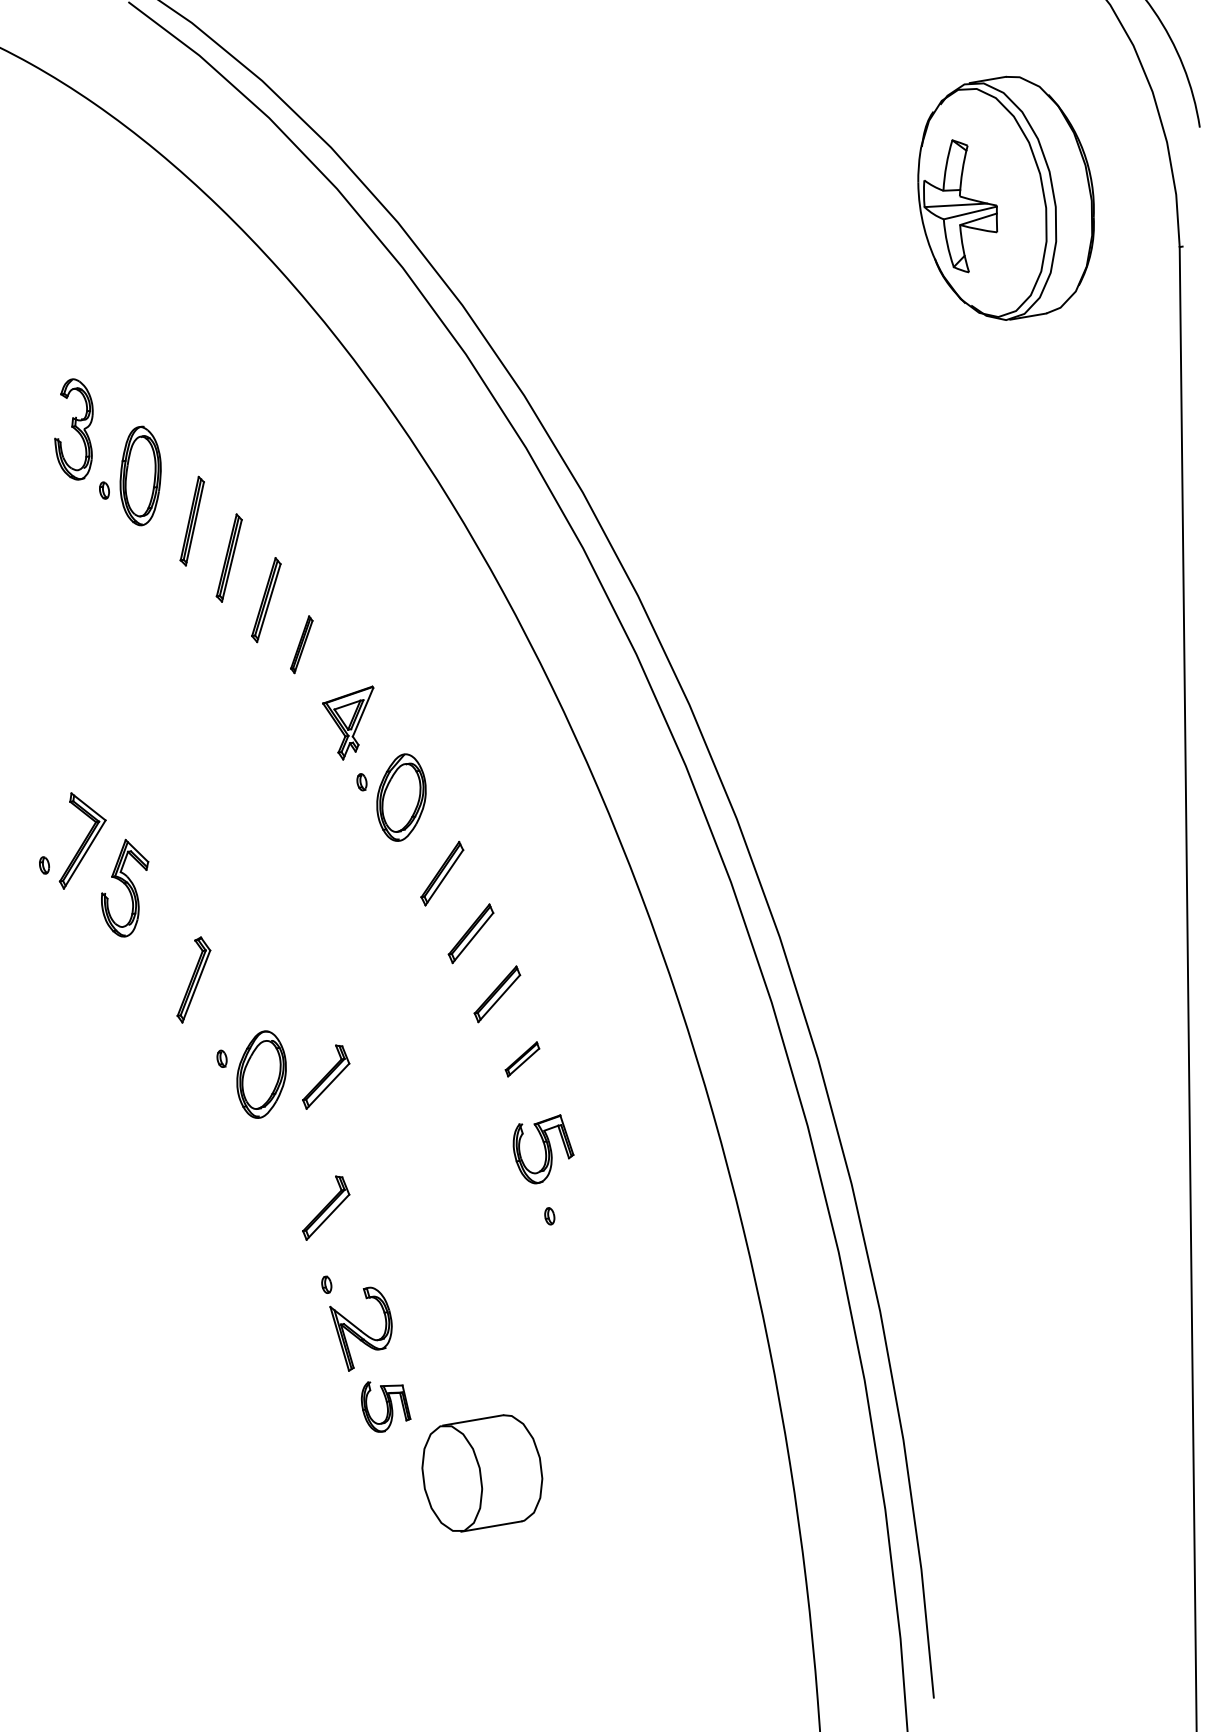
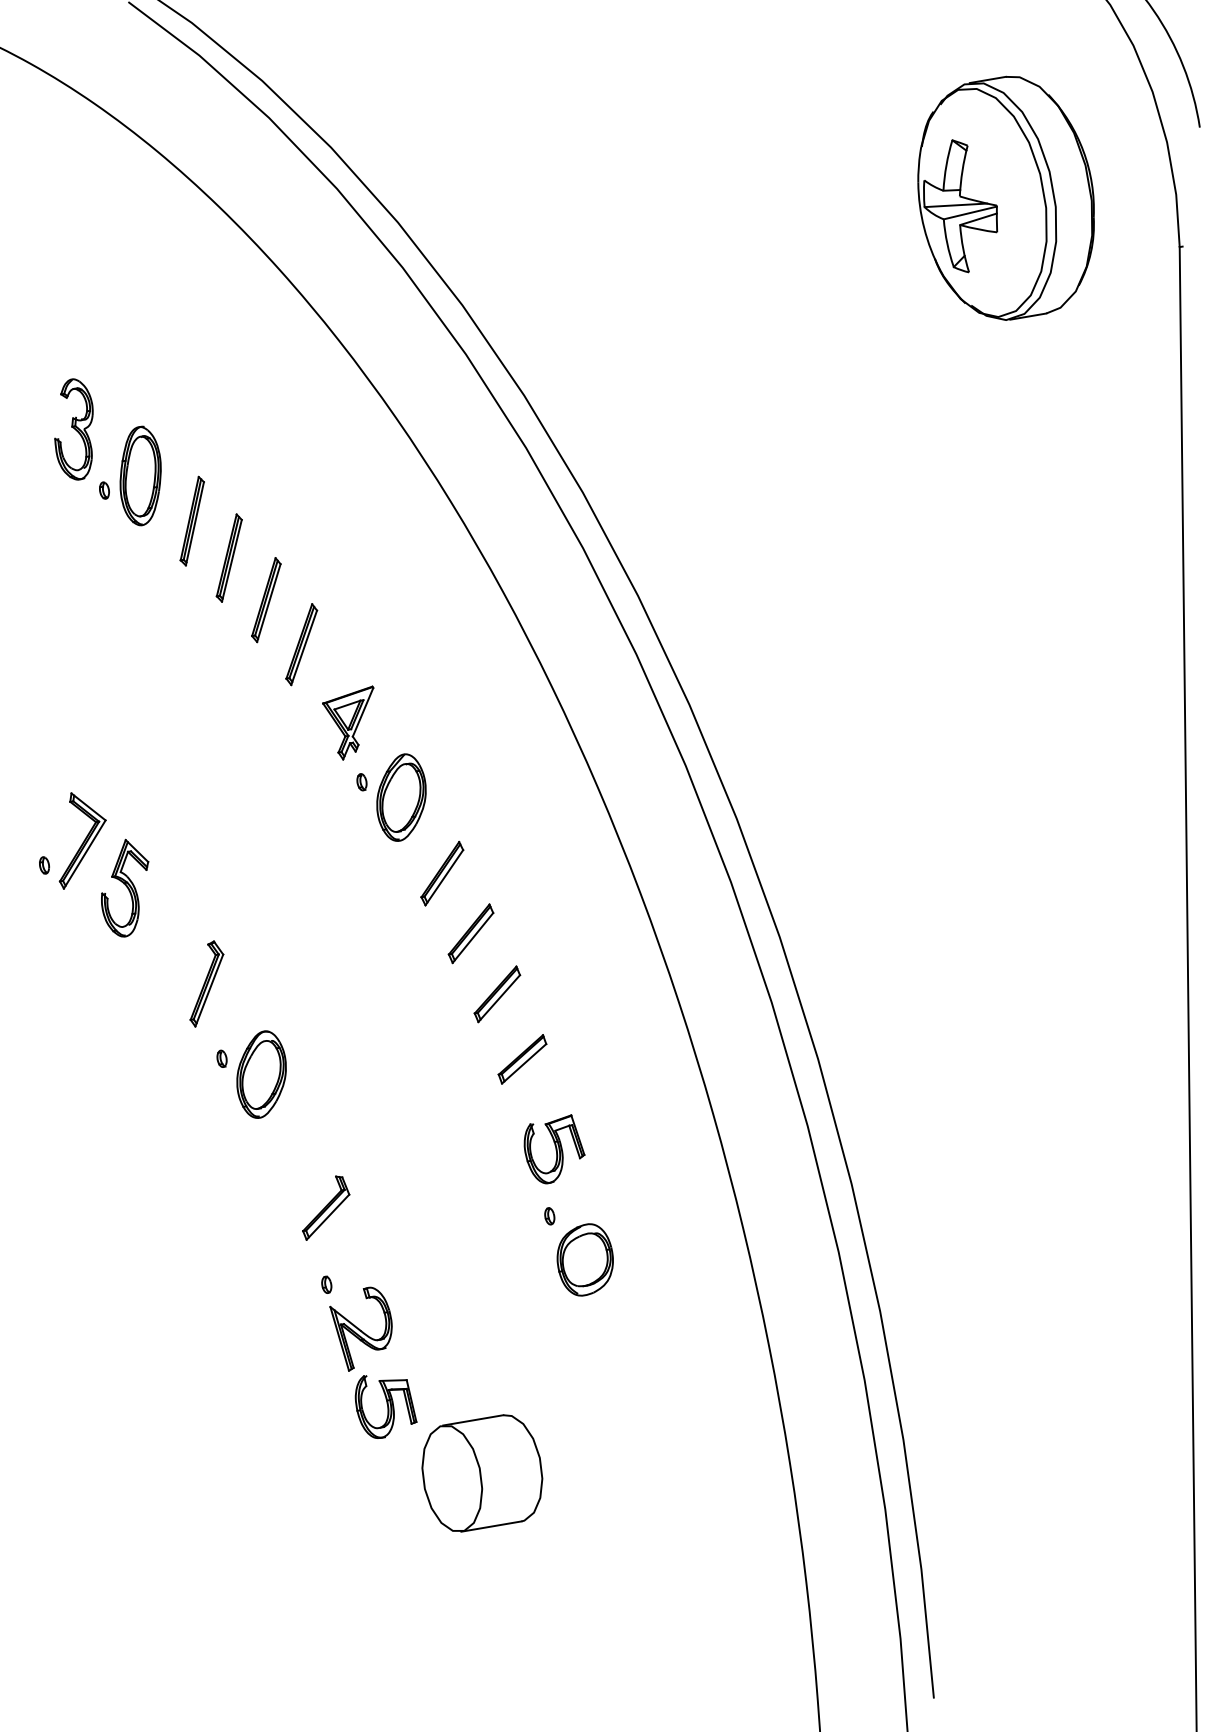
part size: 24x60 px -> 34x84 px (301, 644)
part position: (193, 979) -> (206, 983) (206, 983)
part size: 37x37 px -> 51x51 px (522, 1059)
part: present -> none (326, 1076)
part position: (543, 1149) -> (554, 1149) (554, 1149)
part: none -> present (584, 1259)
part size: 52x52 px -> 64x64 px (385, 1406)
